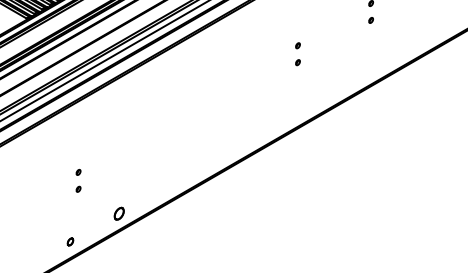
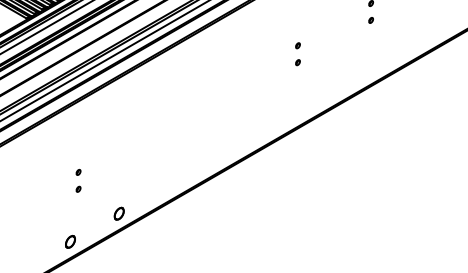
line: none -> present (46, 27)
part size: 9x10 px -> 11x14 px (70, 241)
